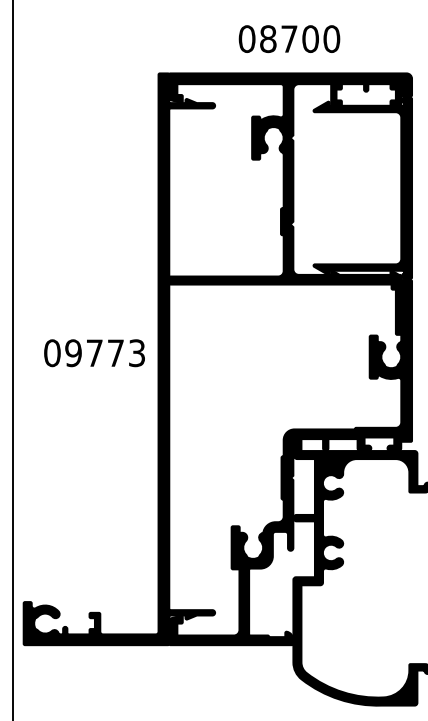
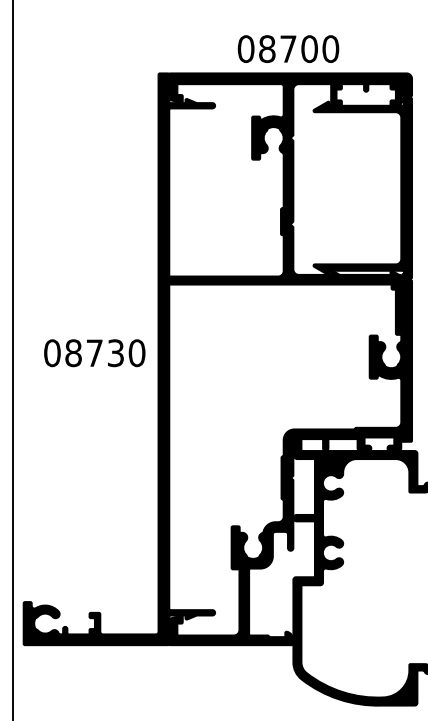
text position: (289, 38) -> (288, 48) (288, 48)
text: 09773 -> 08730 (105, 353)
